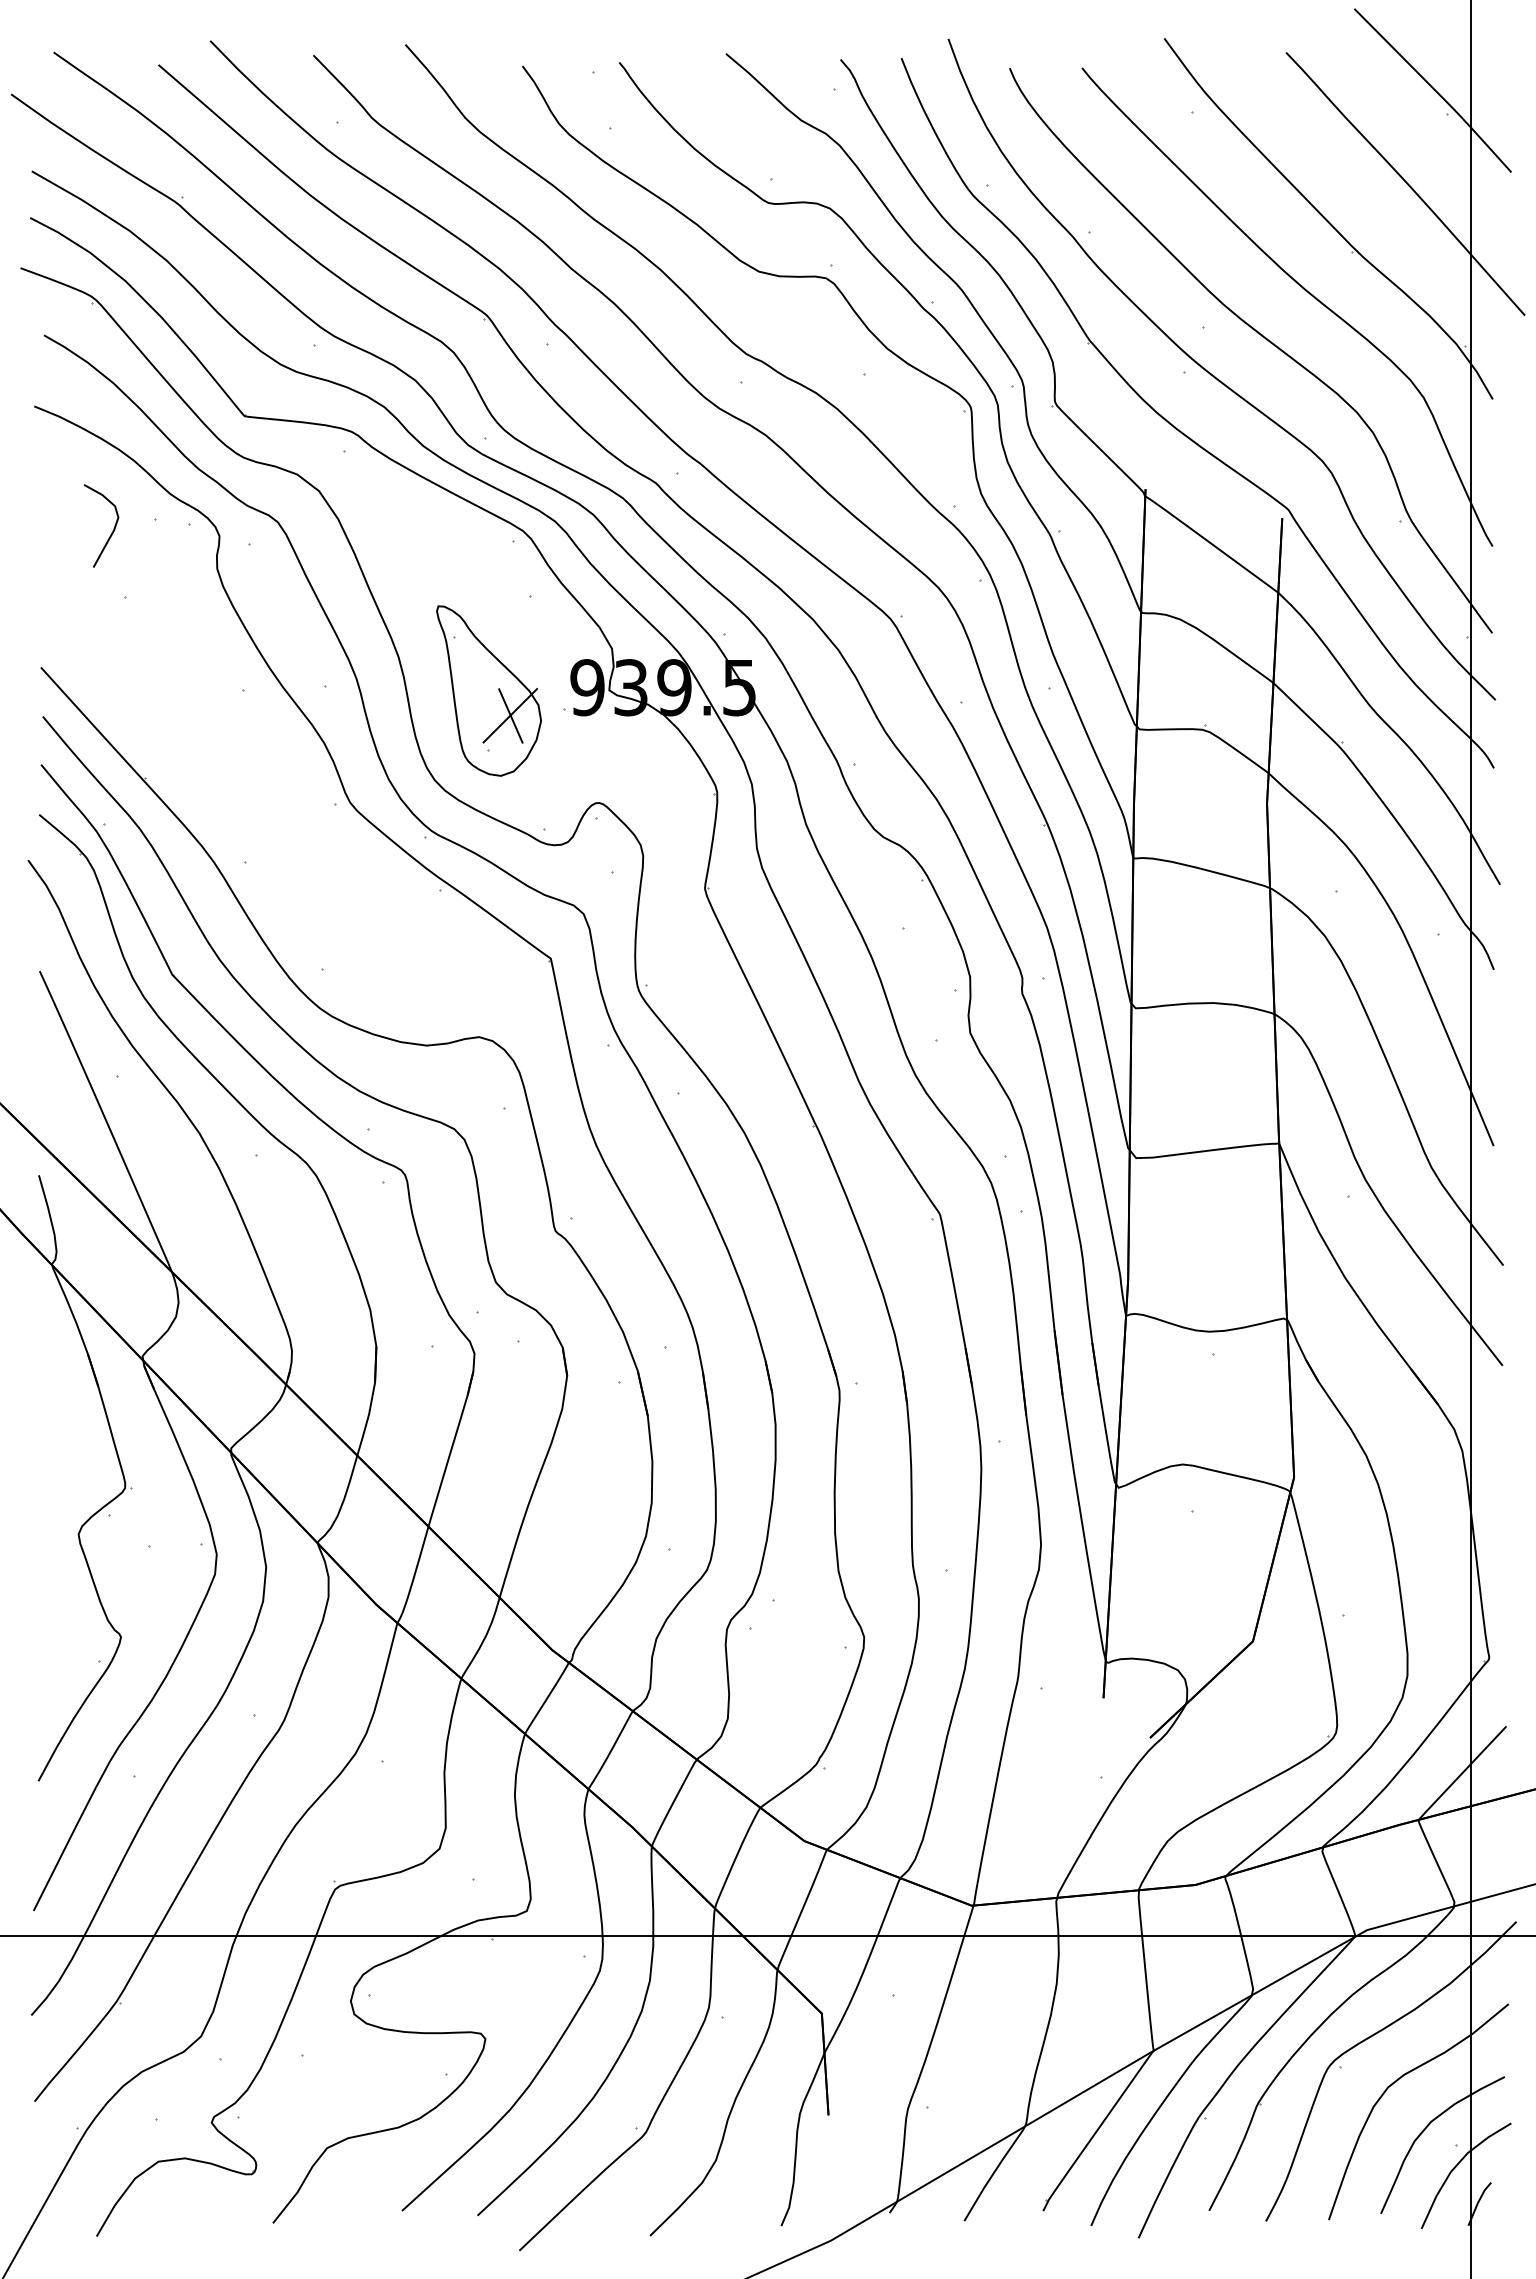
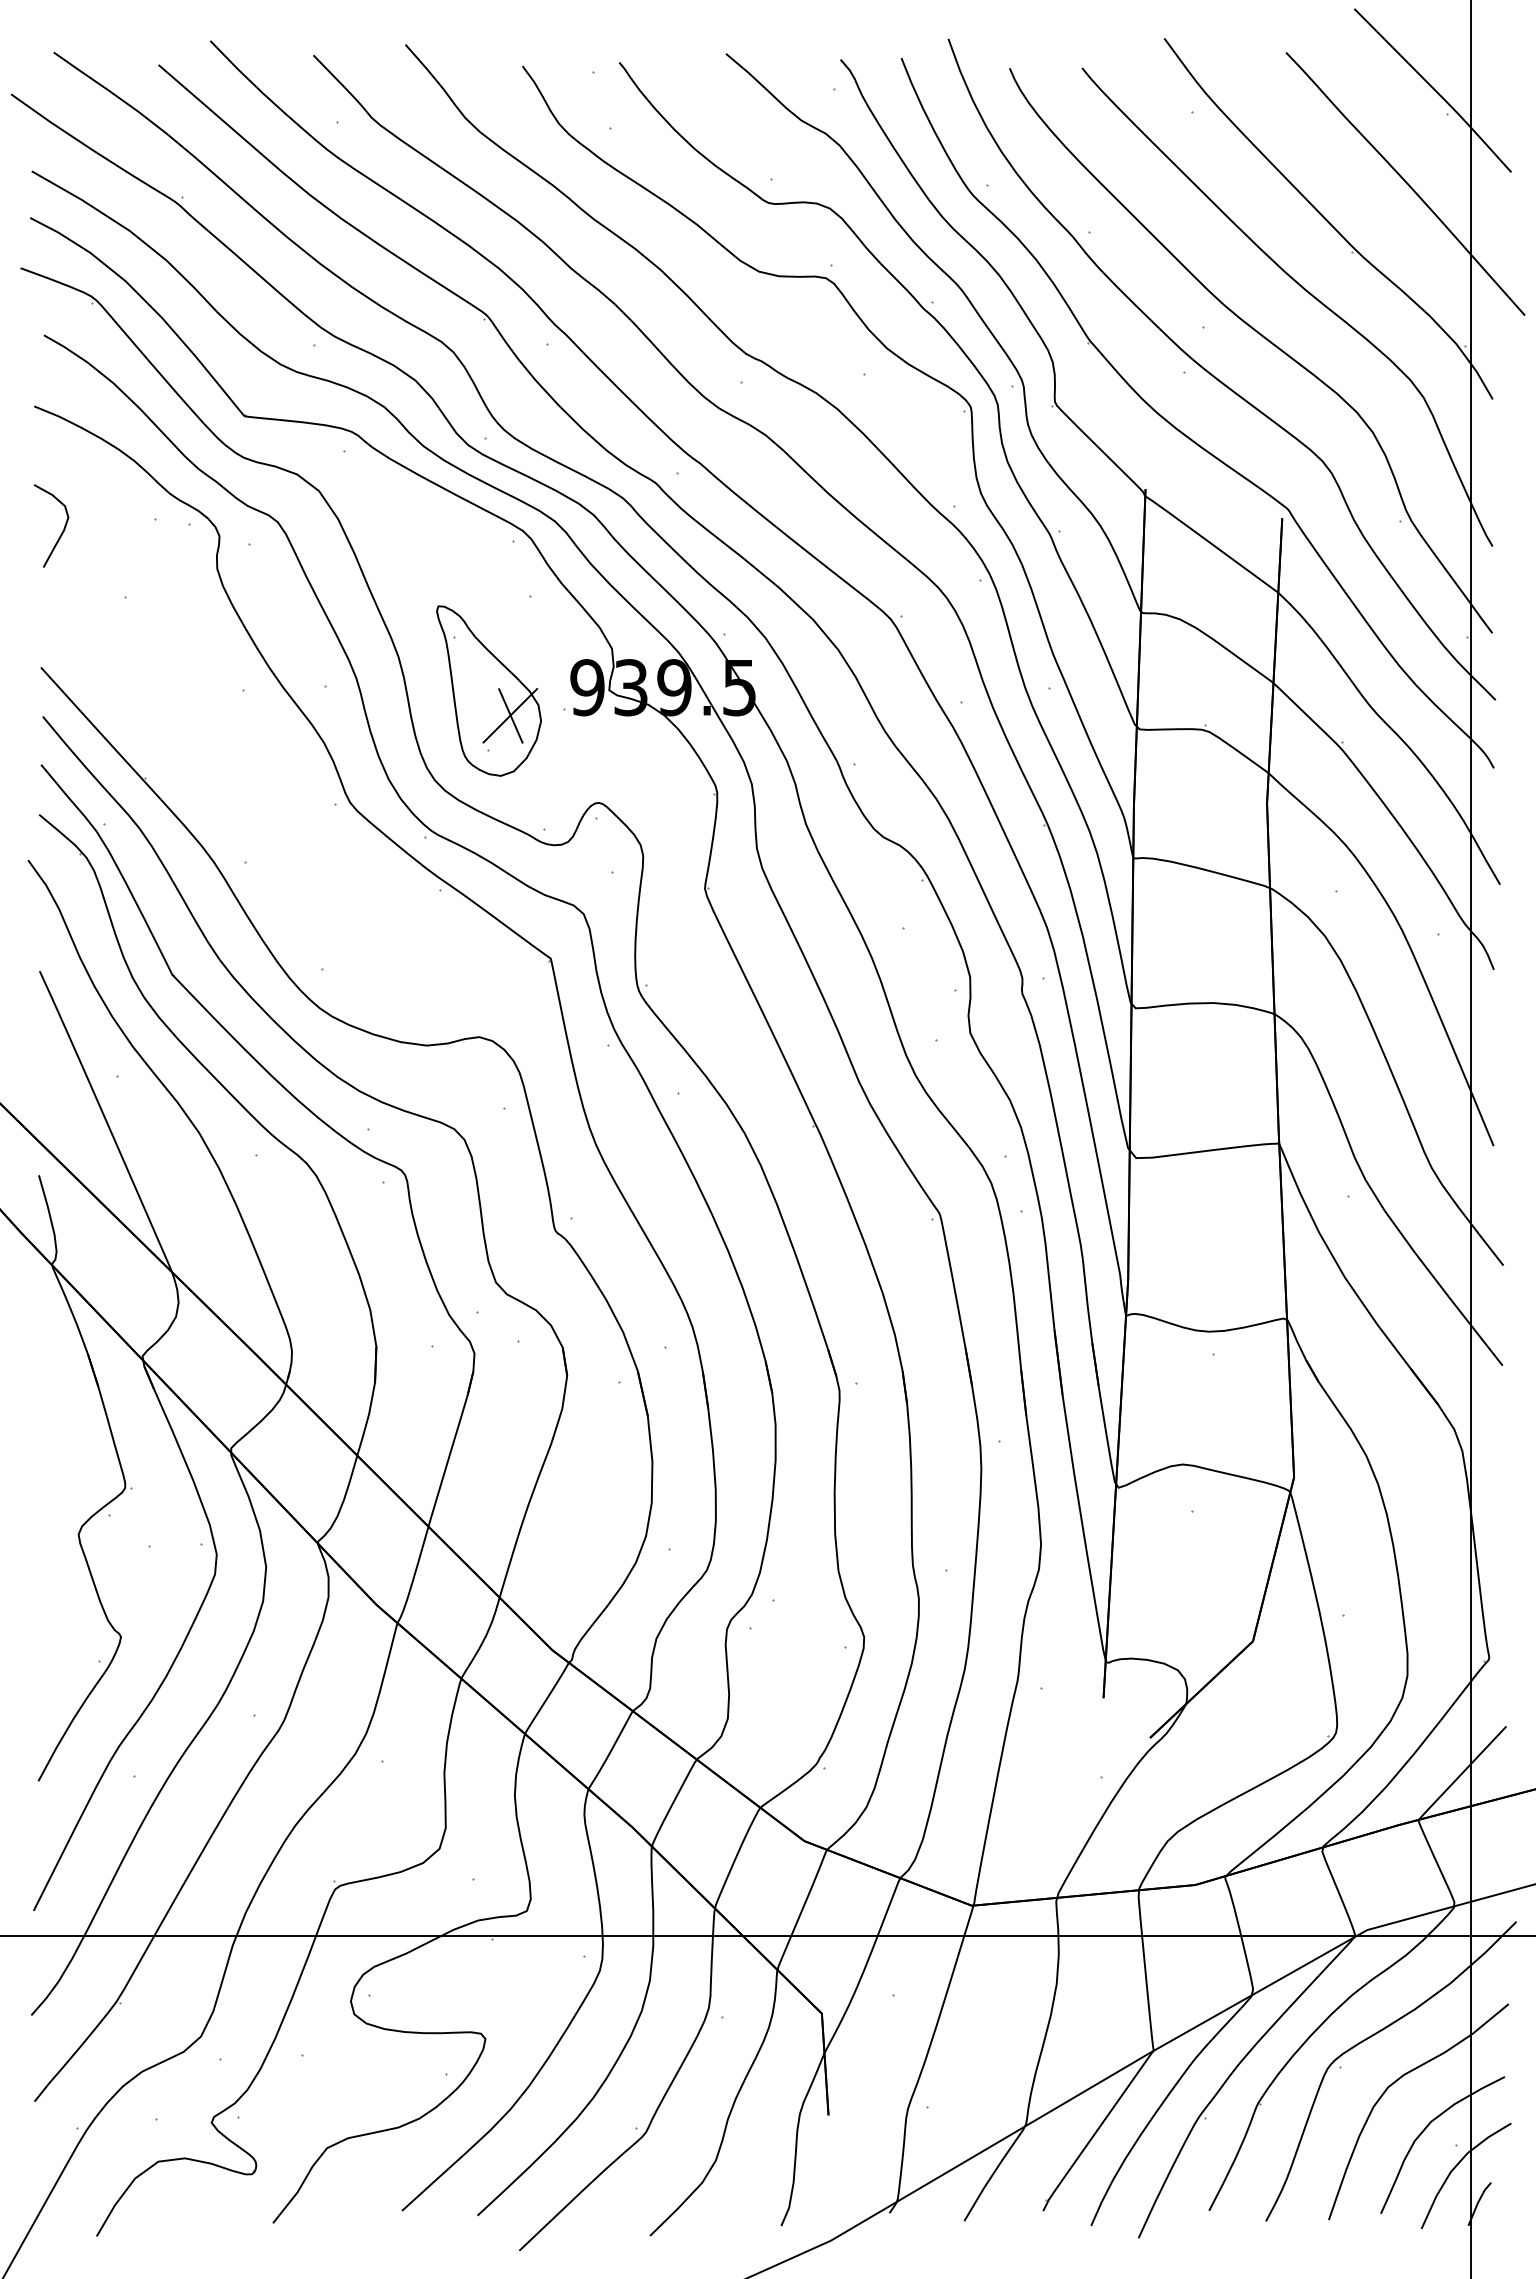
curve position: (112, 530) -> (62, 530) (62, 530)
